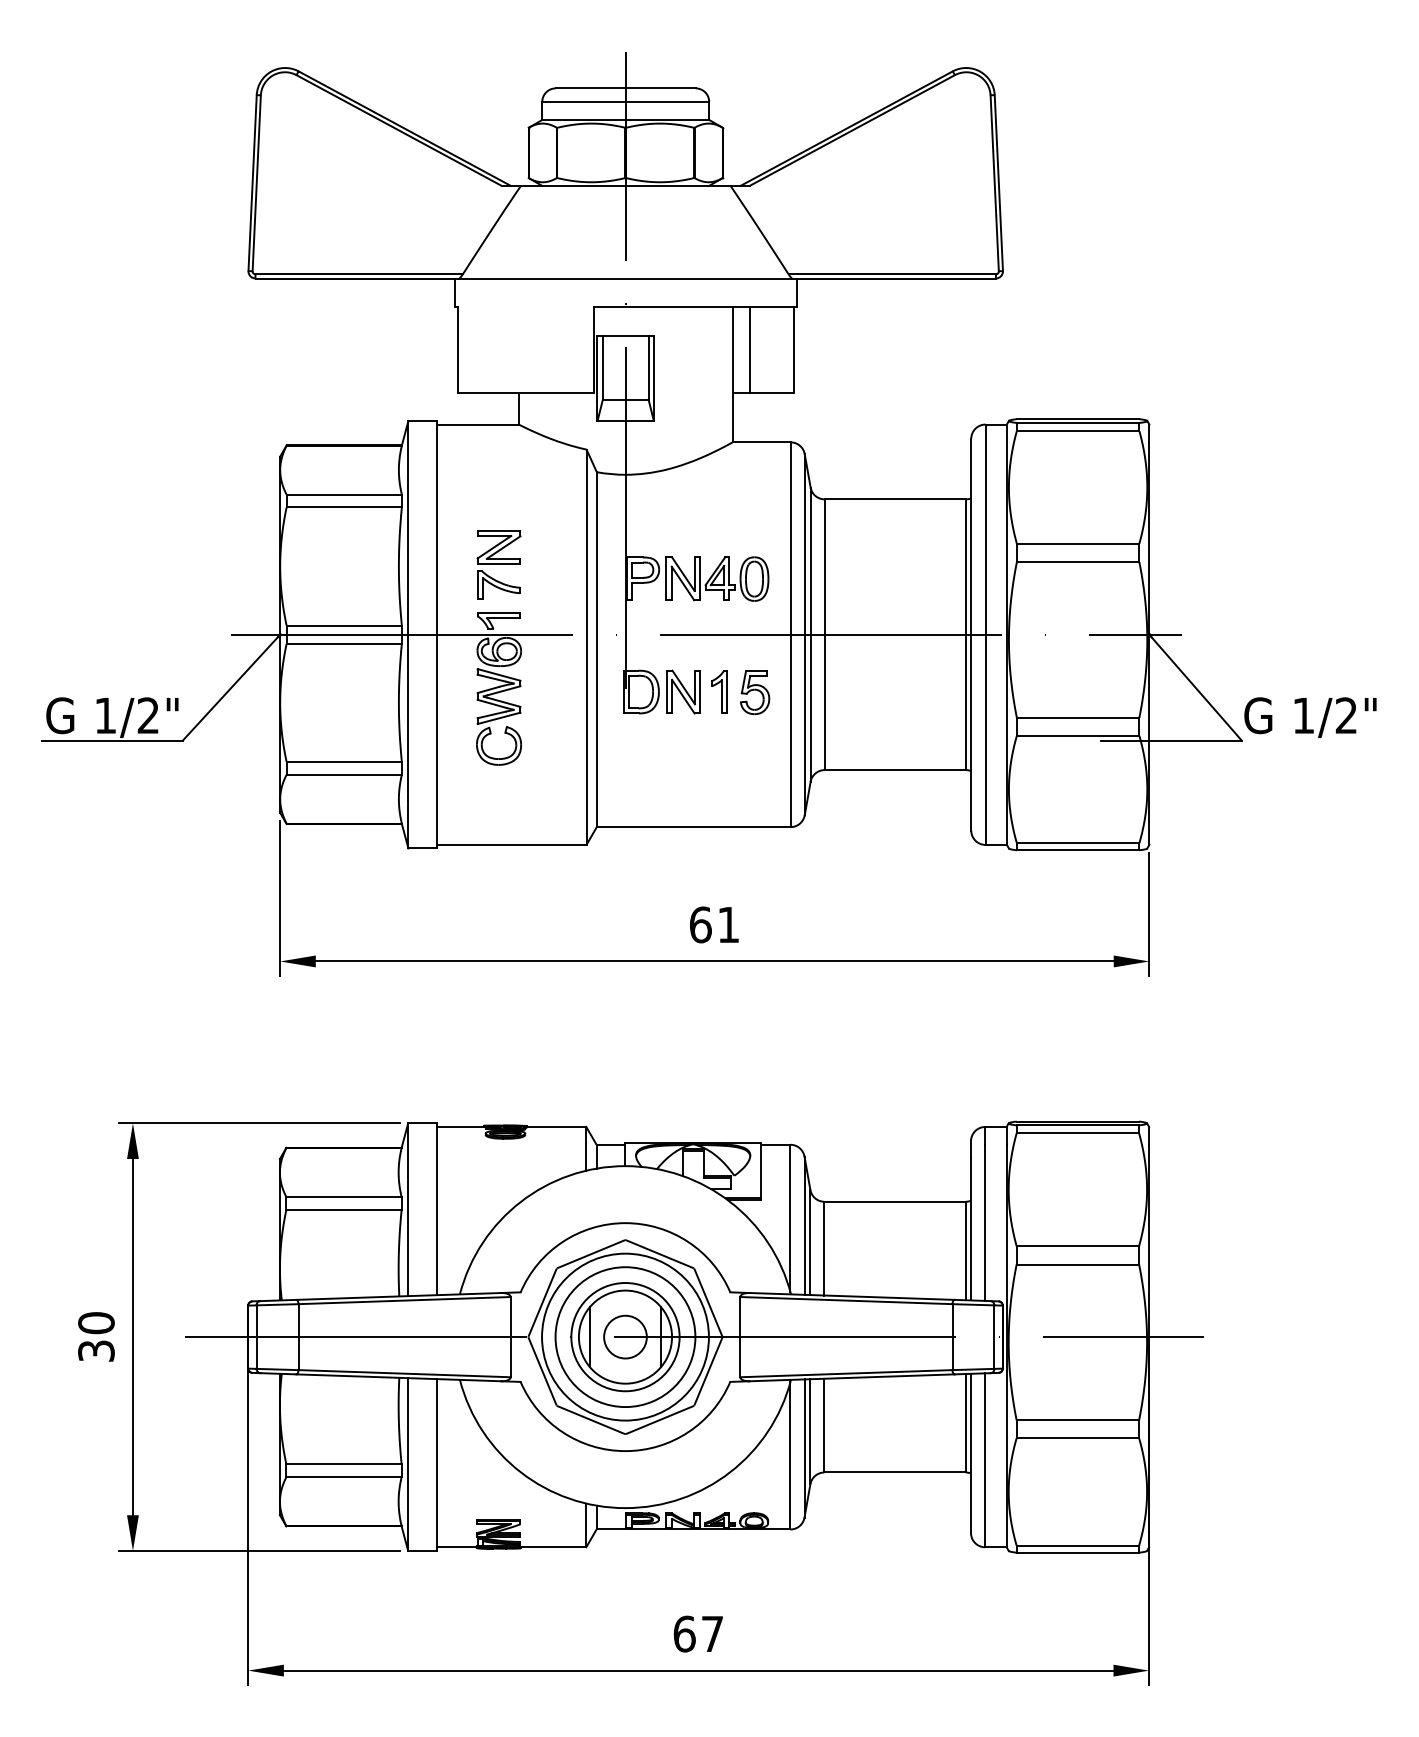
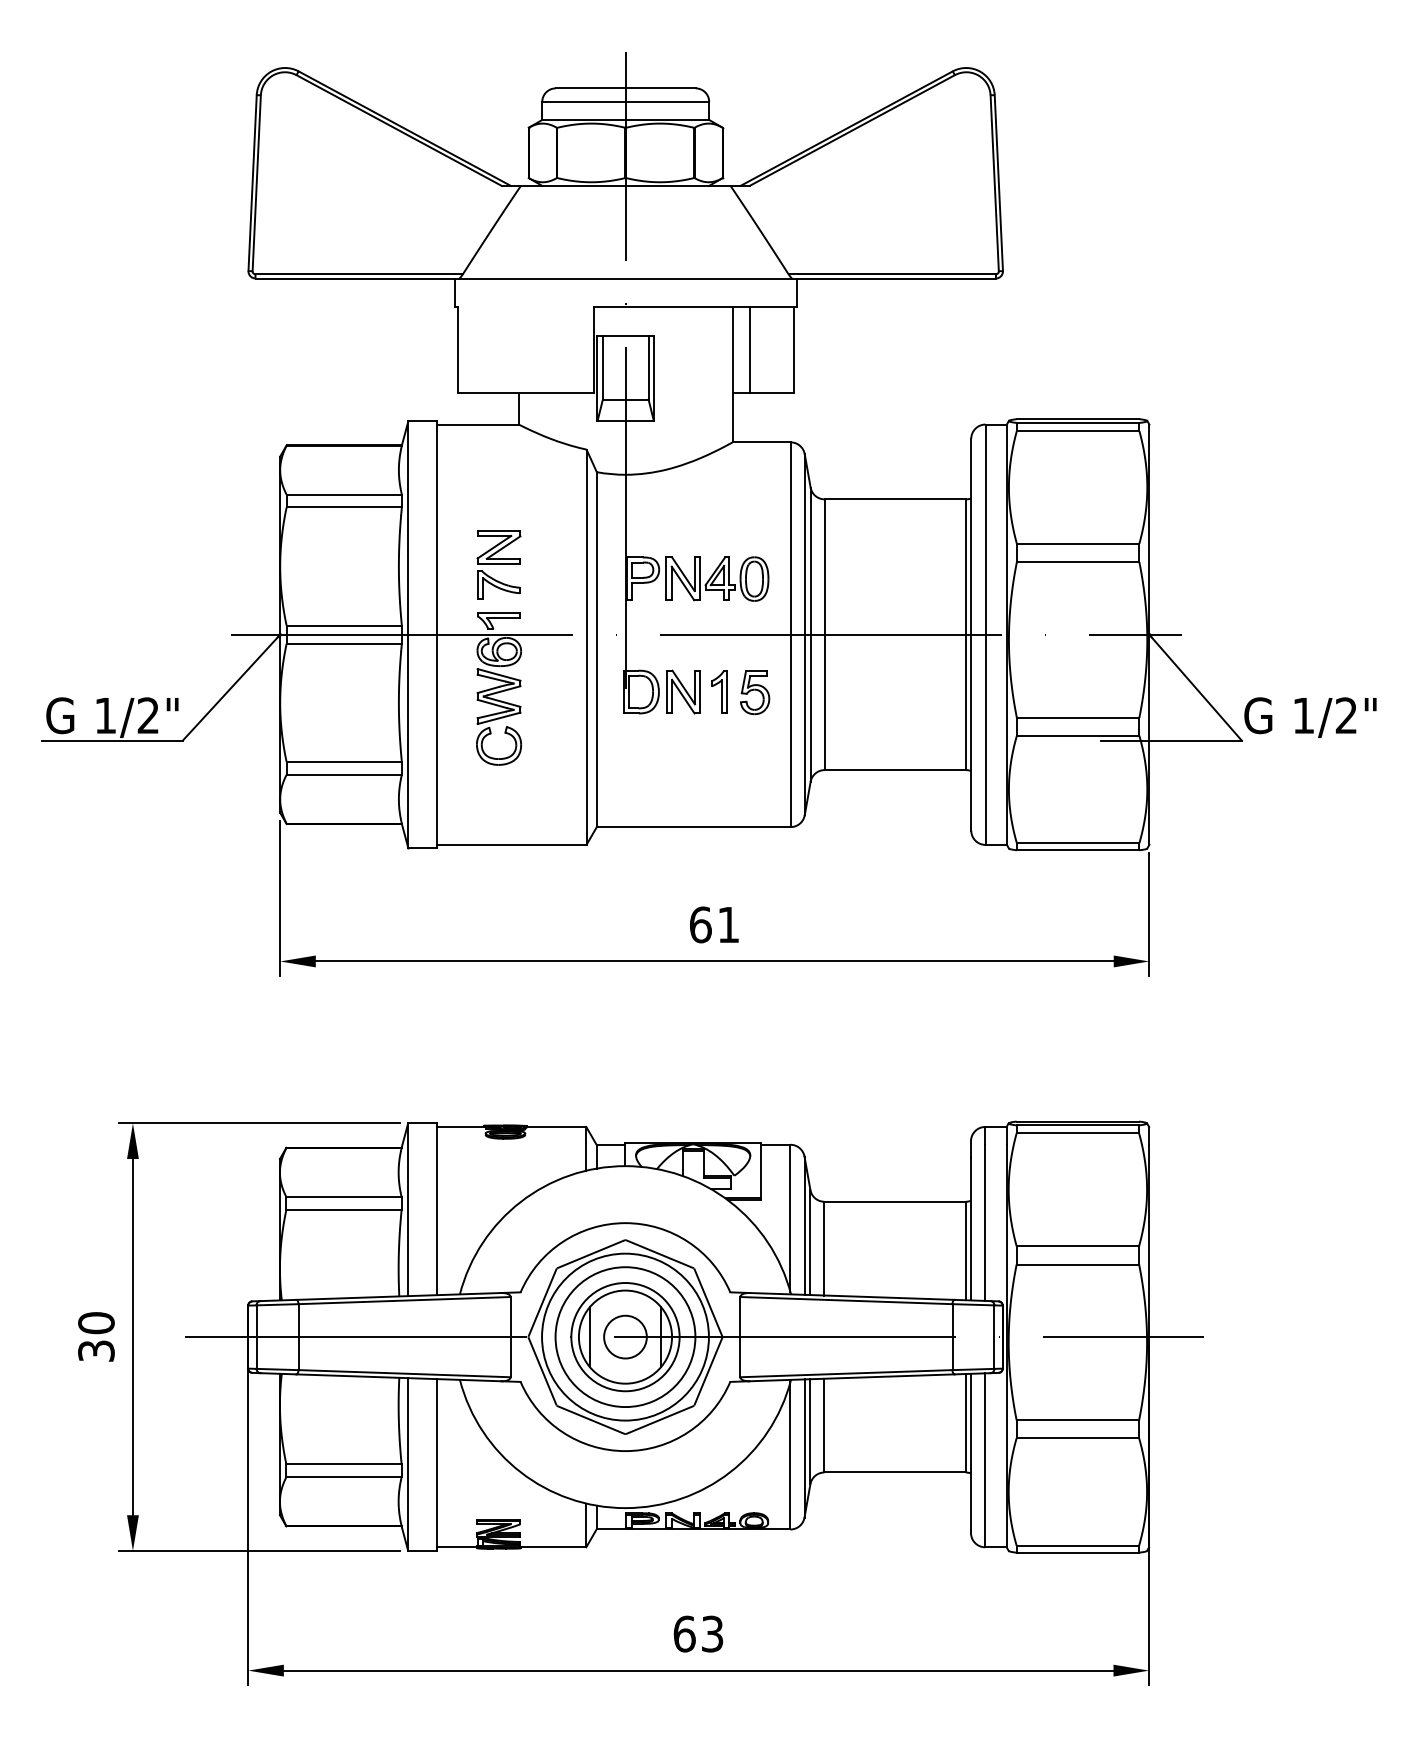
text: 67 -> 63 (712, 1633)
